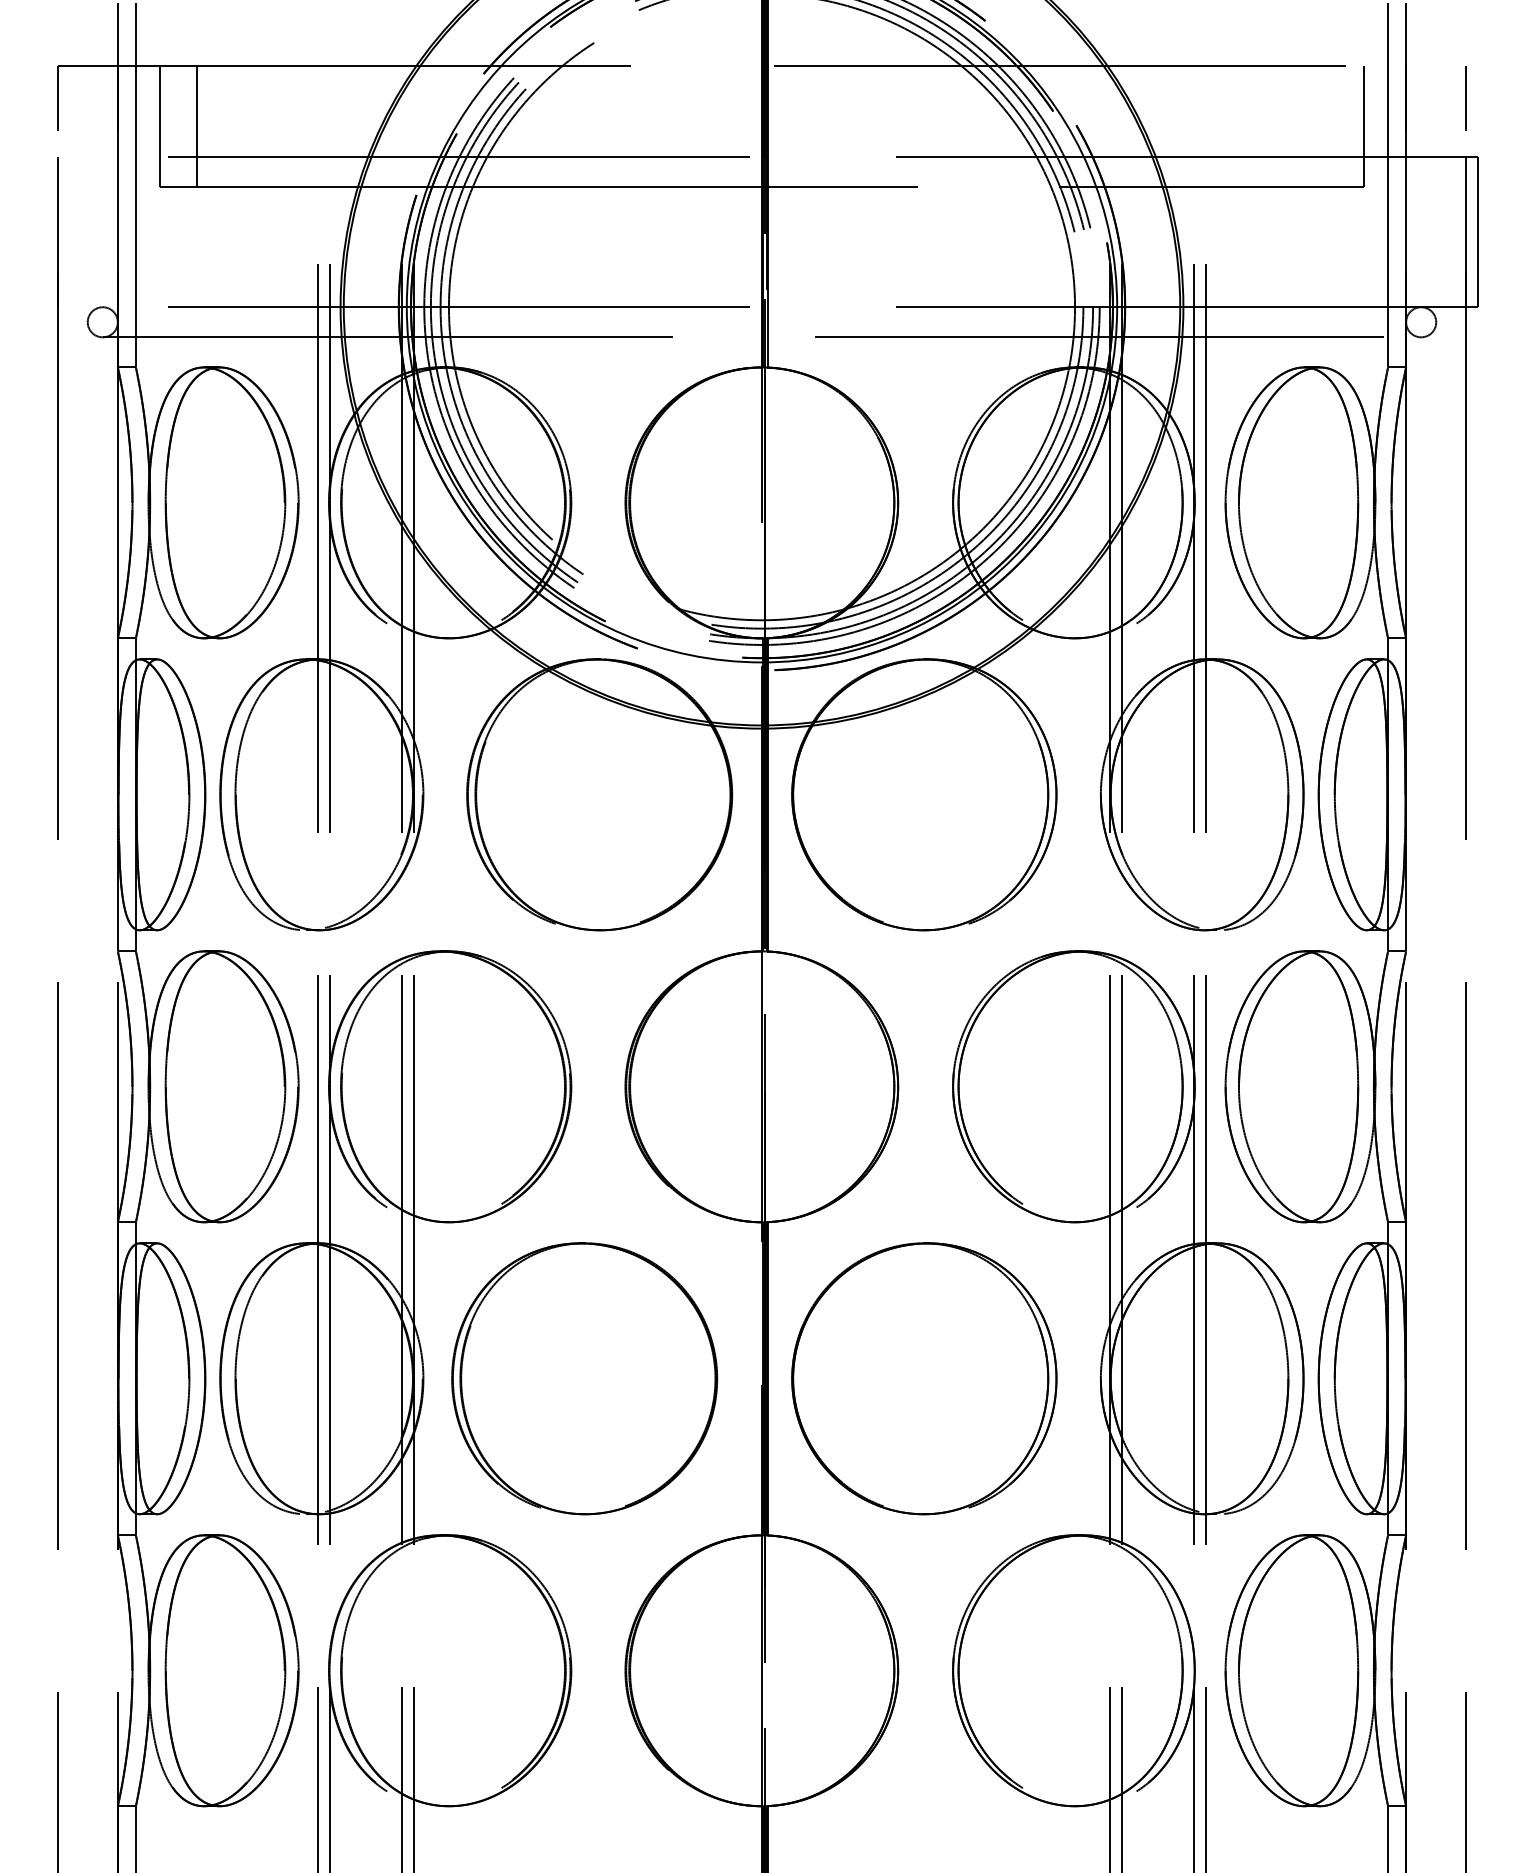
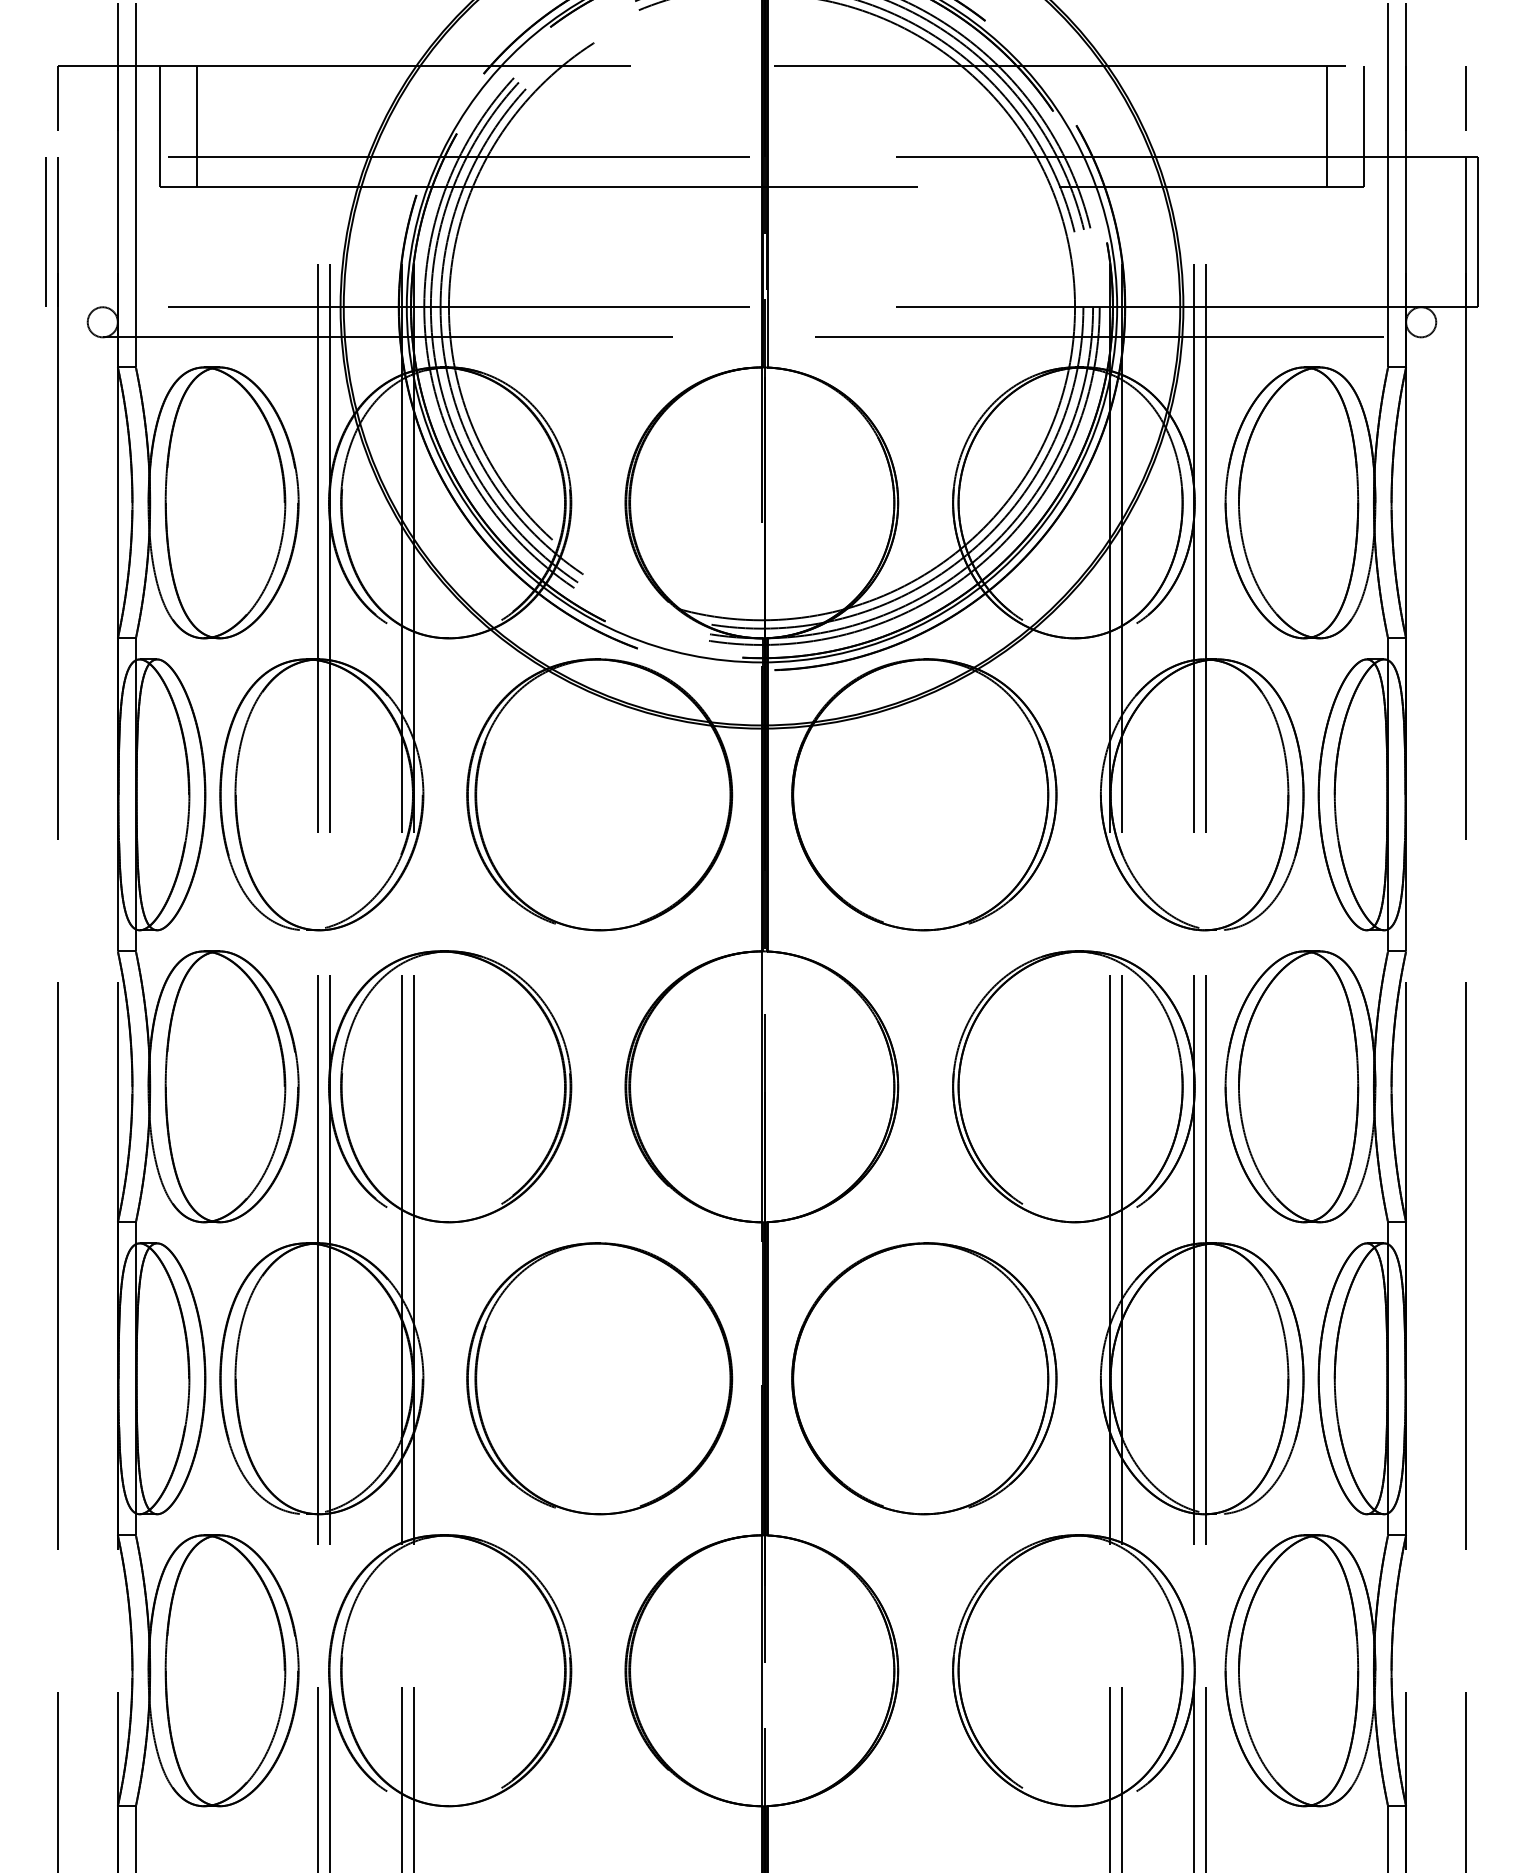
line: none -> present (1326, 126)
line: none -> present (45, 231)
part position: (584, 1378) -> (599, 1378) (599, 1378)
